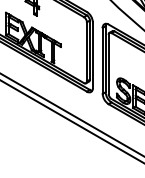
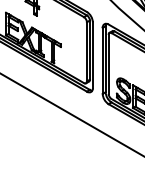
line: present -> none (71, 121)
